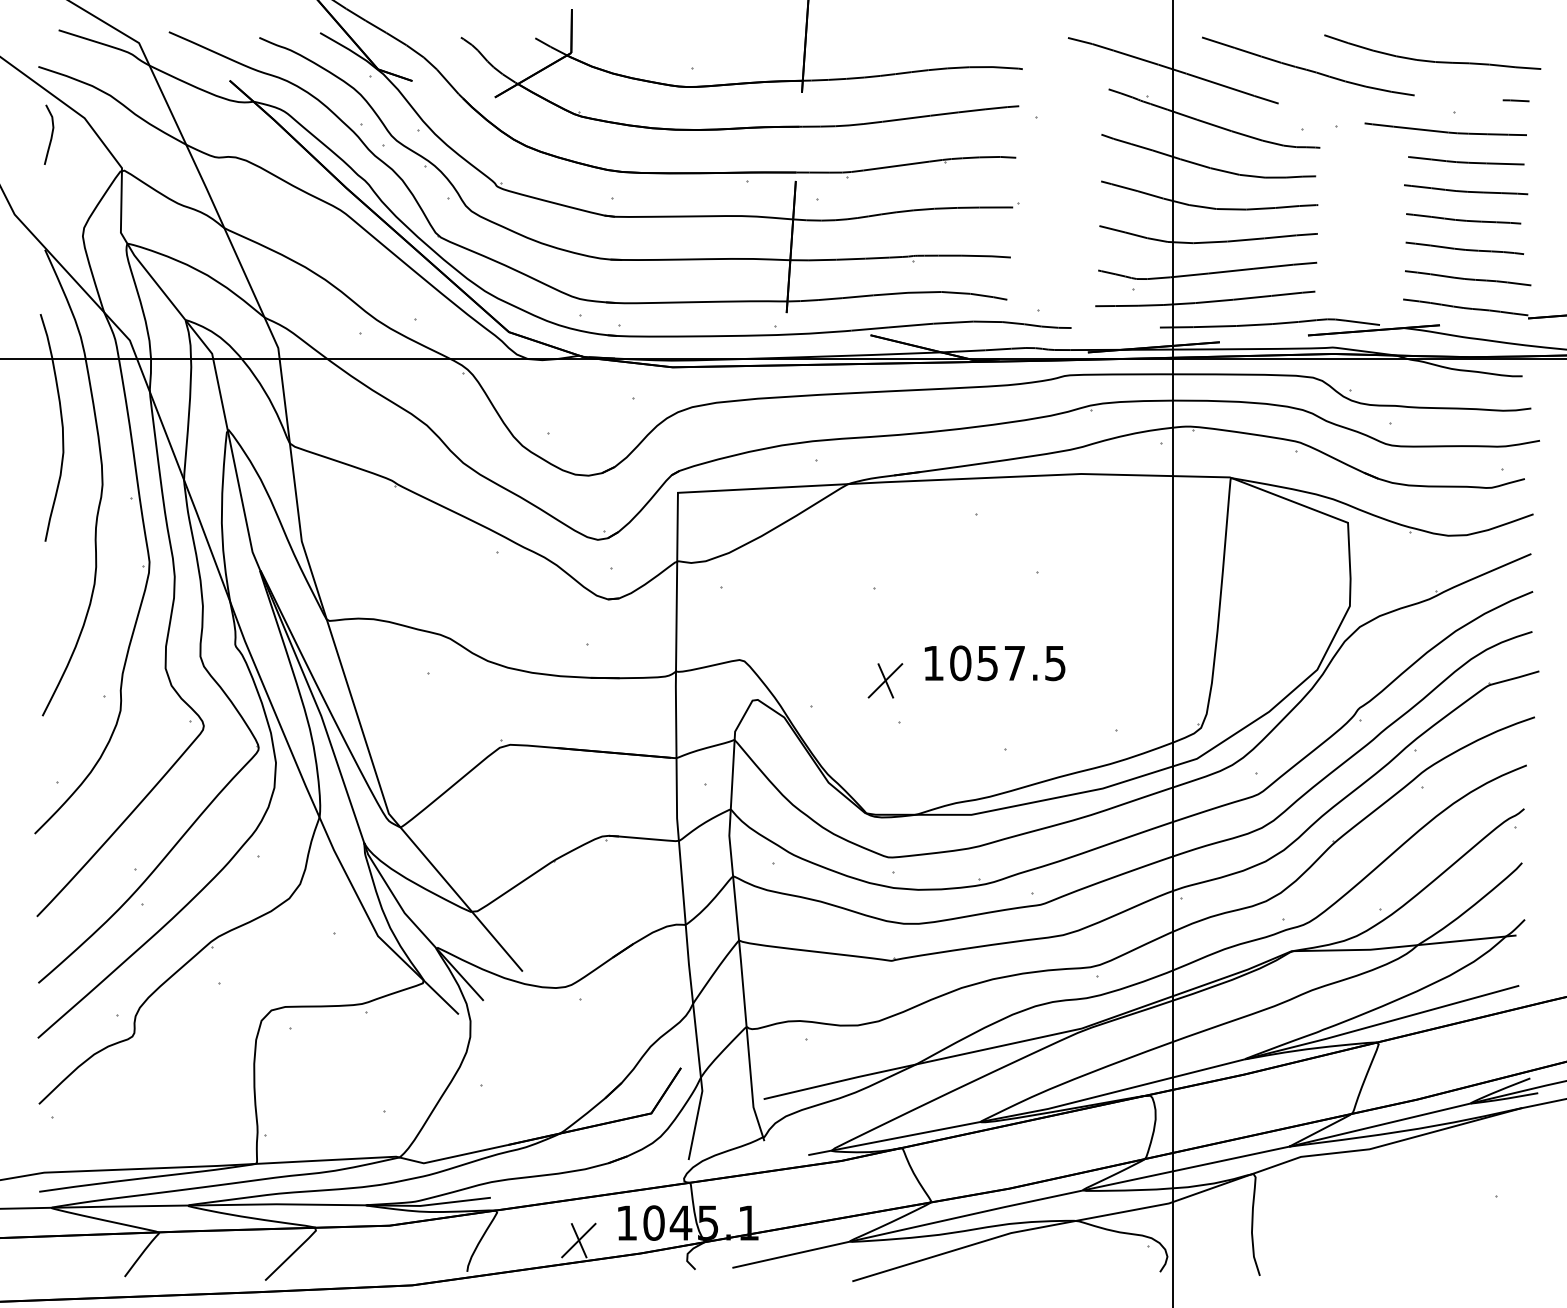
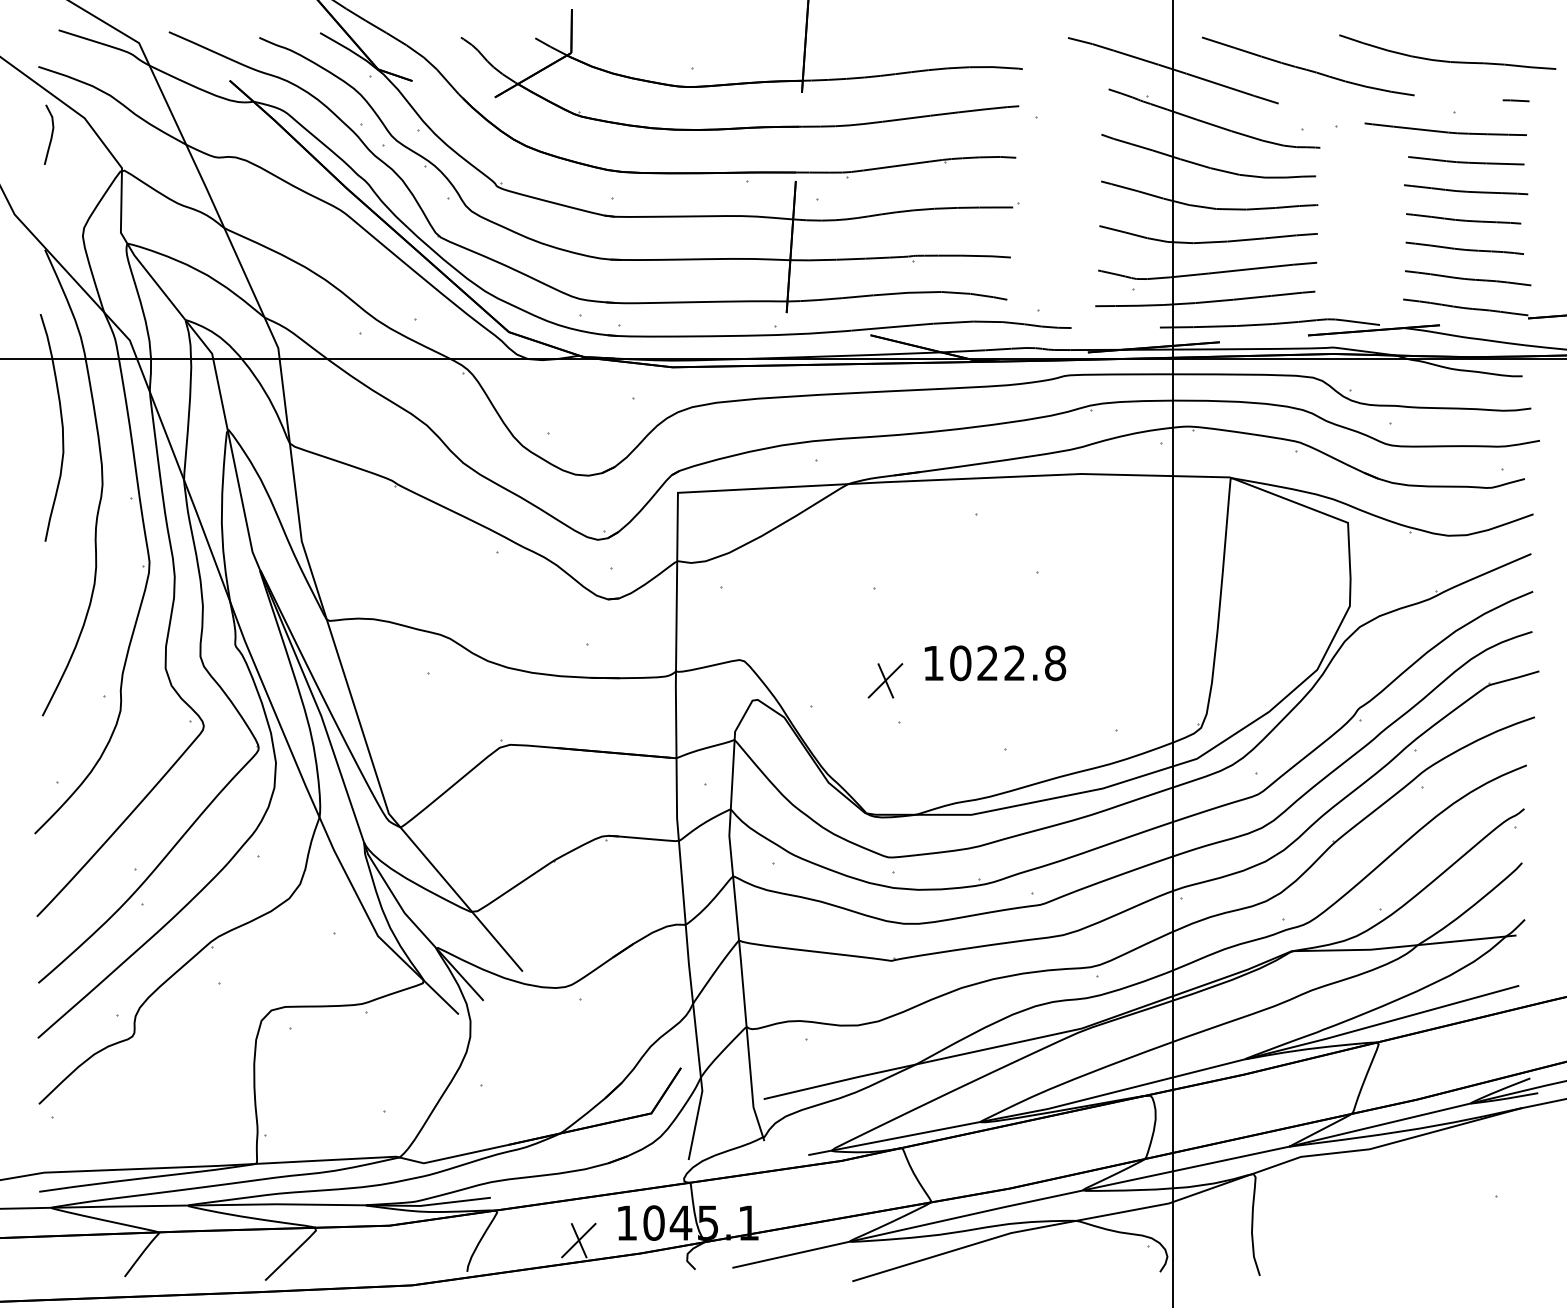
curve position: (1432, 60) -> (1447, 60) (1447, 60)
text: 1057.5 -> 1022.8 (1021, 663)
